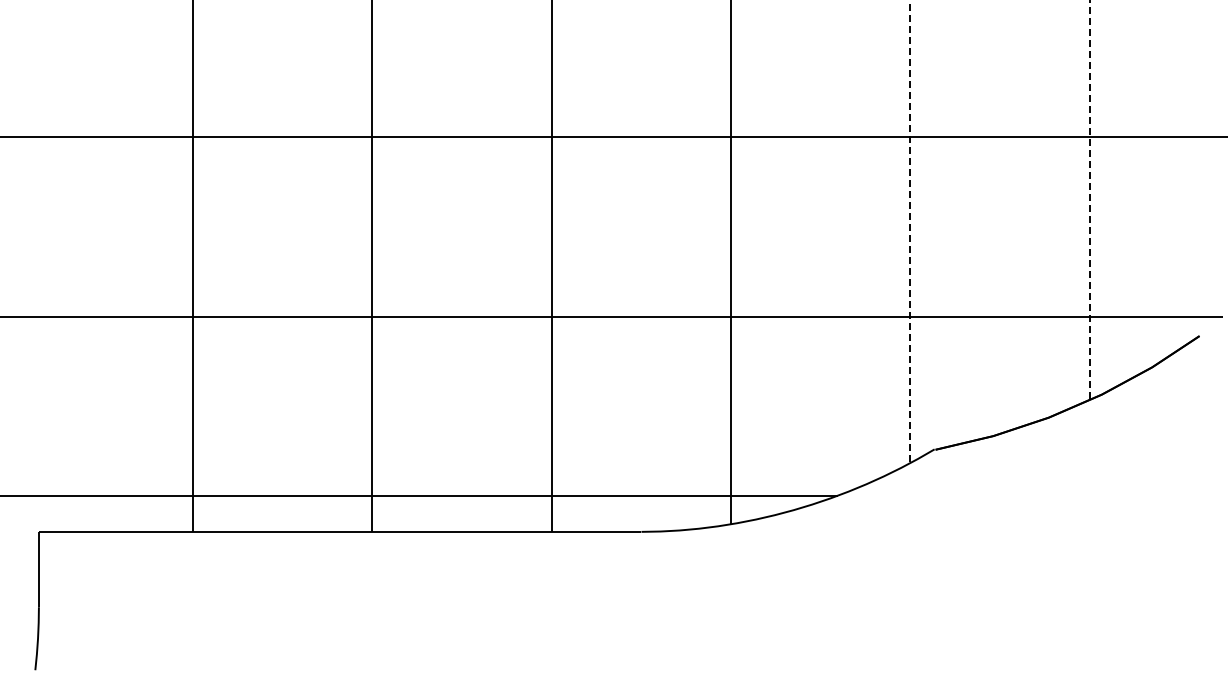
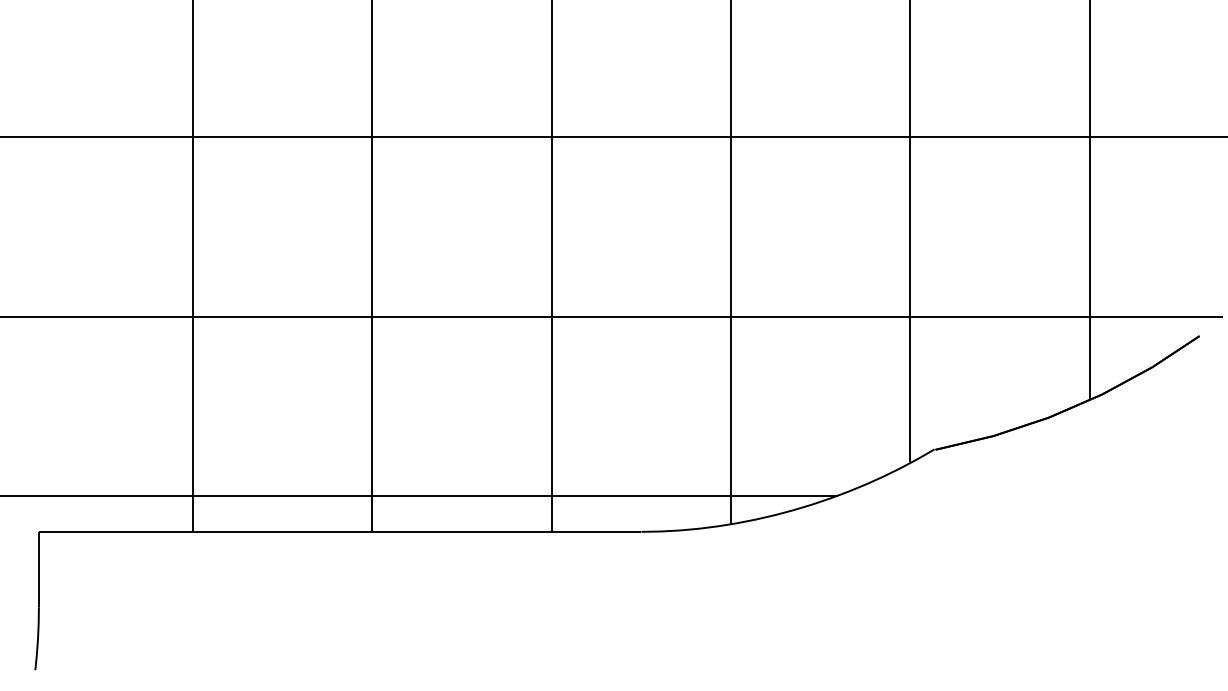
line: dashed -> solid (1089, 198)
line: dashed -> solid (910, 231)
